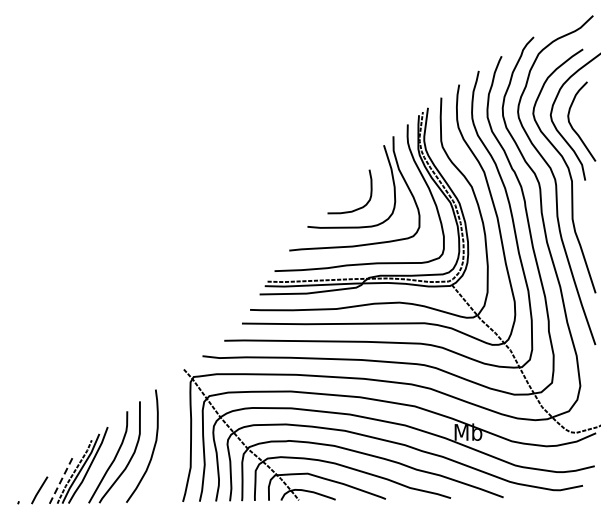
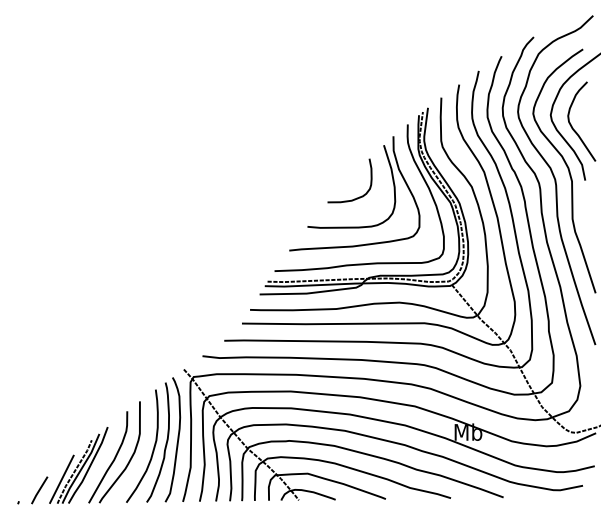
curve position: (356, 208) -> (356, 197) (356, 197)
part: none -> present (163, 439)
line: dashed -> solid (62, 478)
